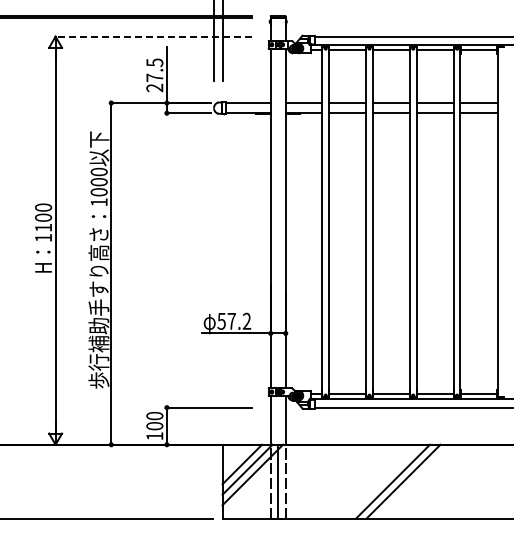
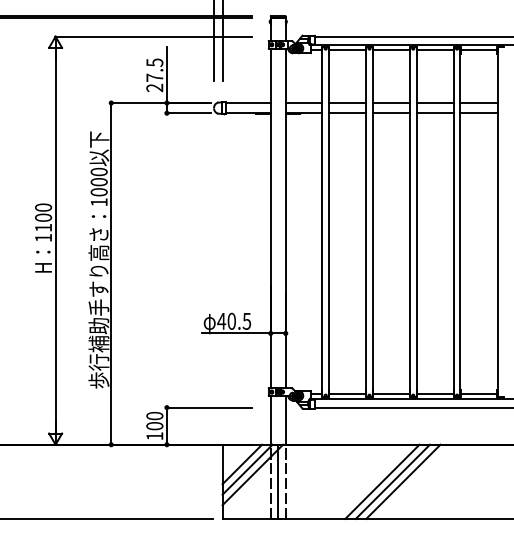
line: dashed -> solid (153, 36)
text: 57.2 -> 40.5 (234, 320)
line: none -> present (382, 481)
